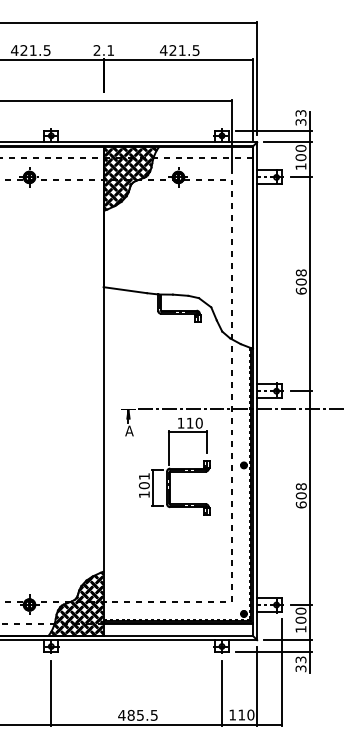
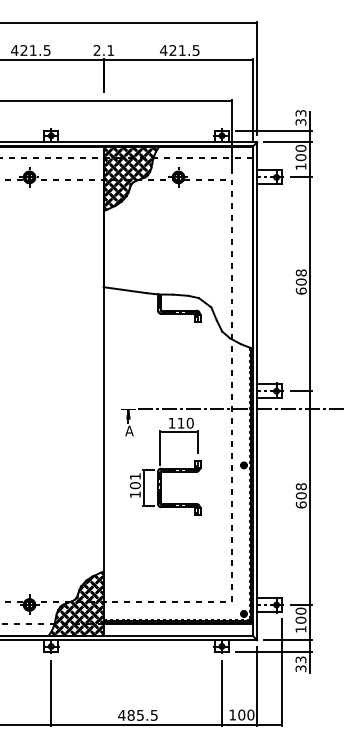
part position: (174, 466) -> (165, 466) (165, 466)
text: 110 -> 100 (241, 714)
